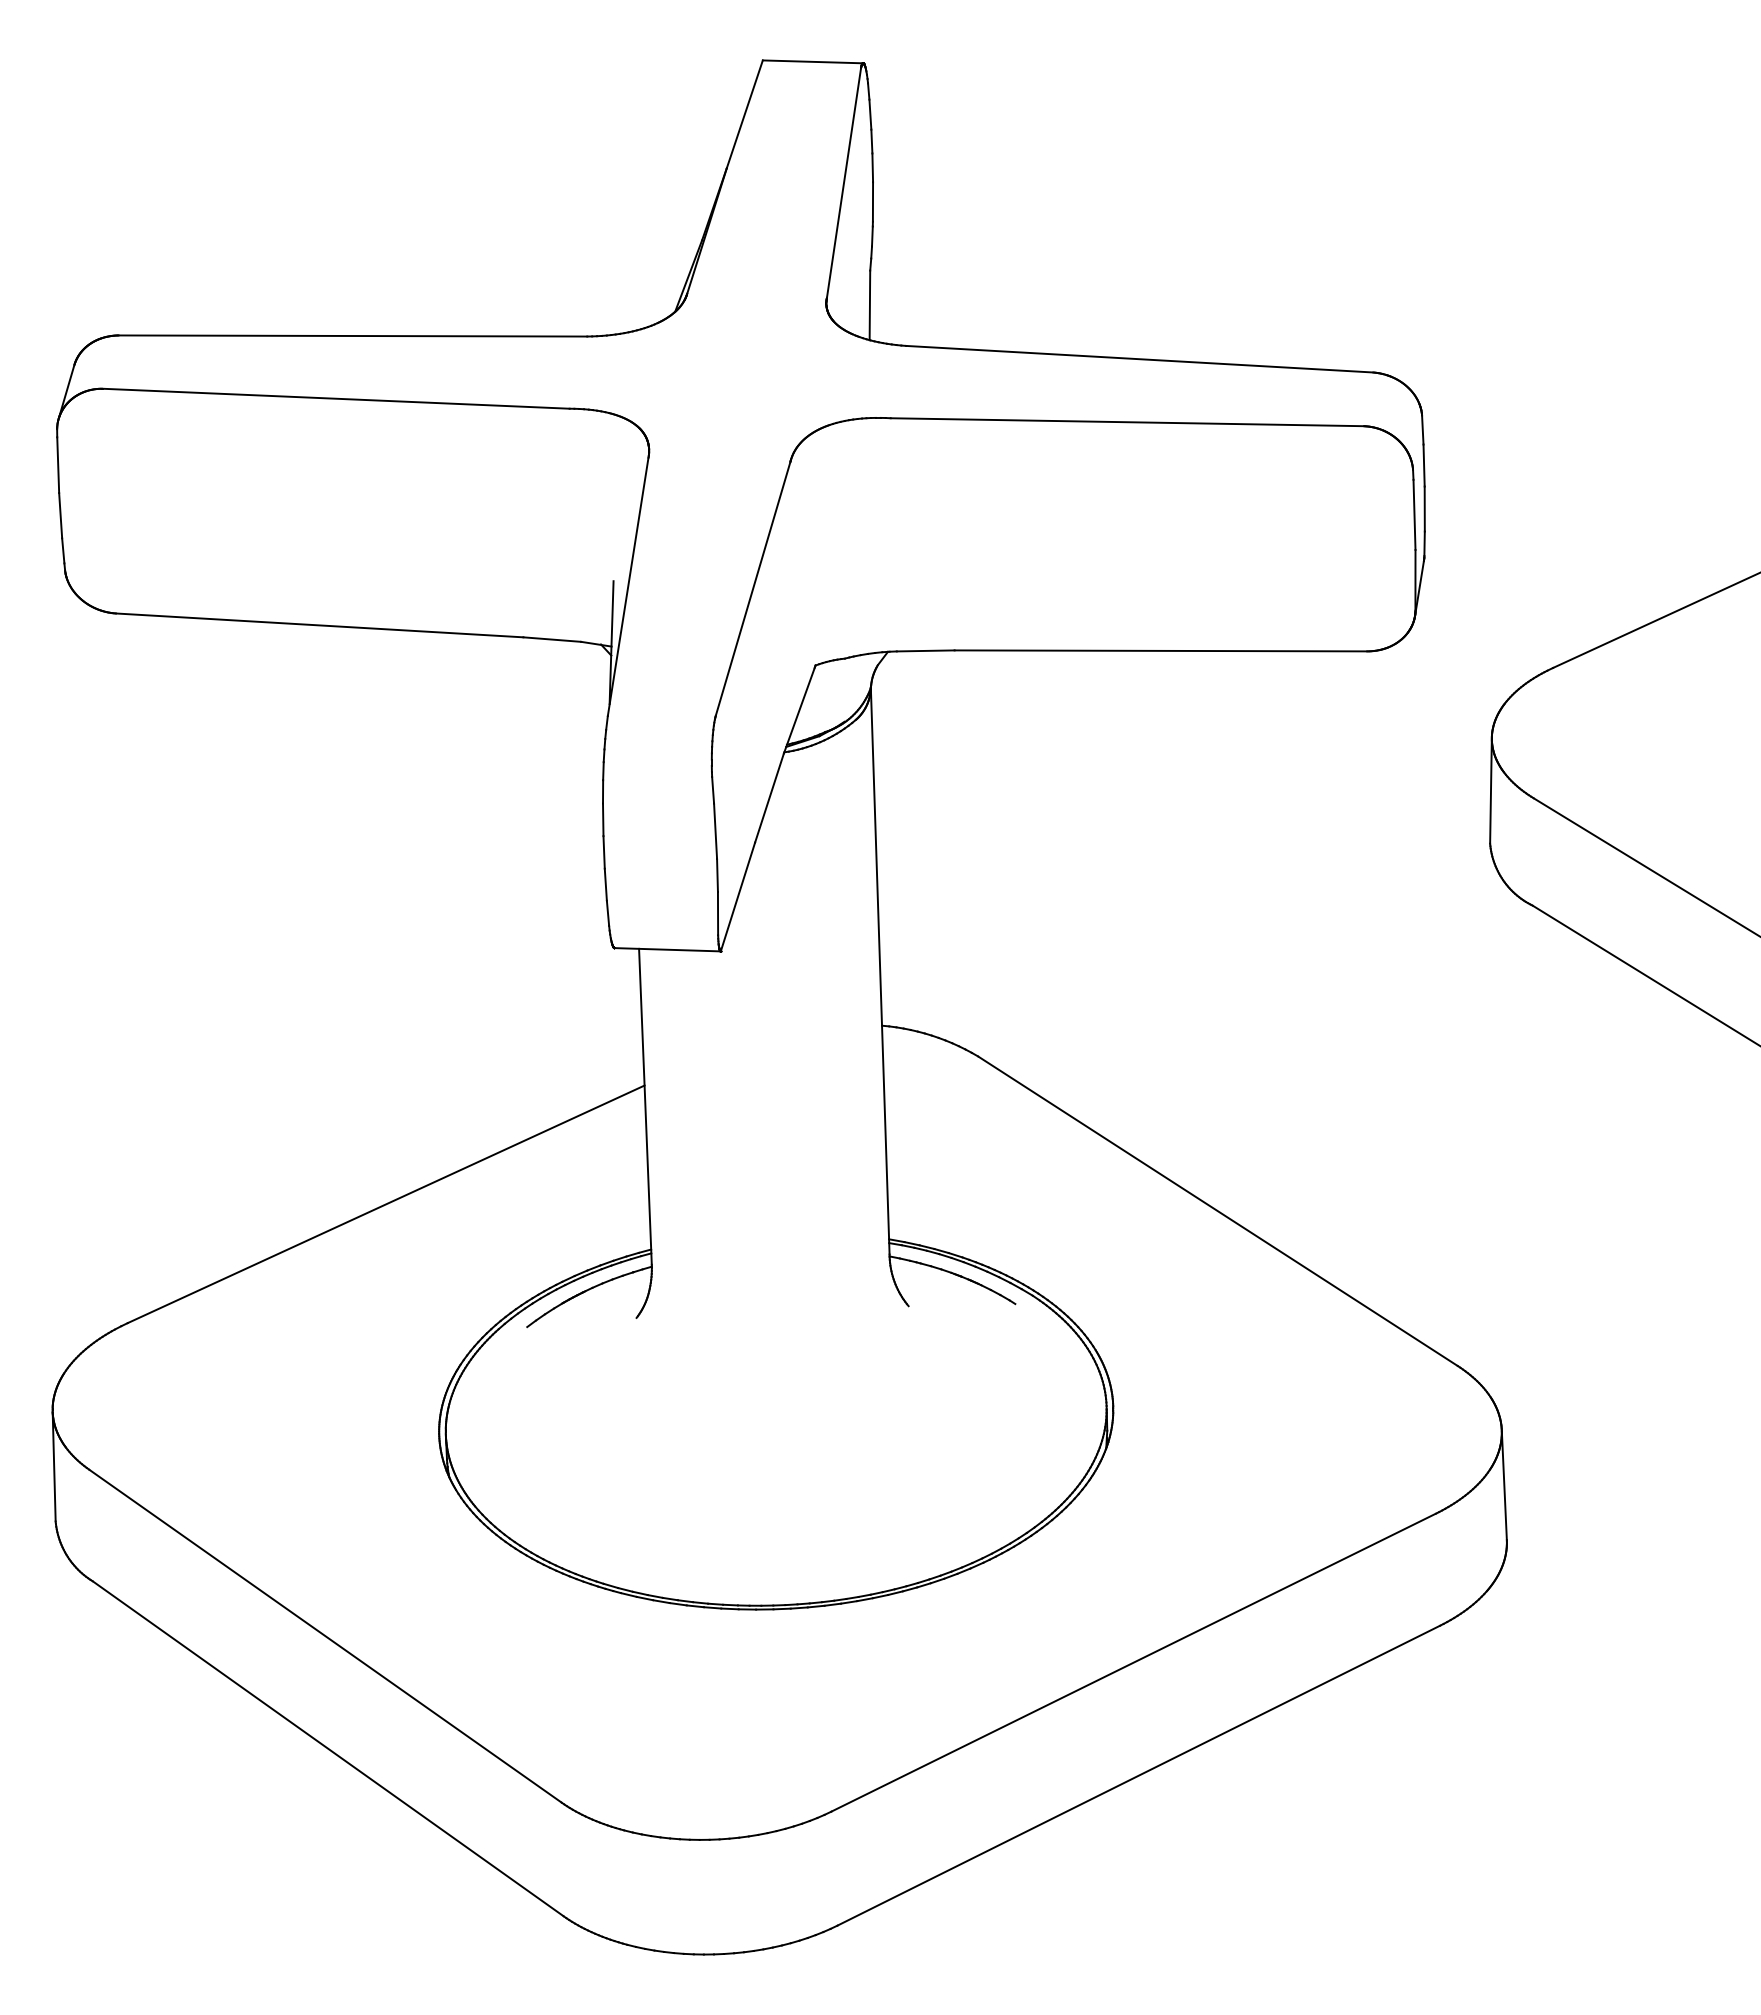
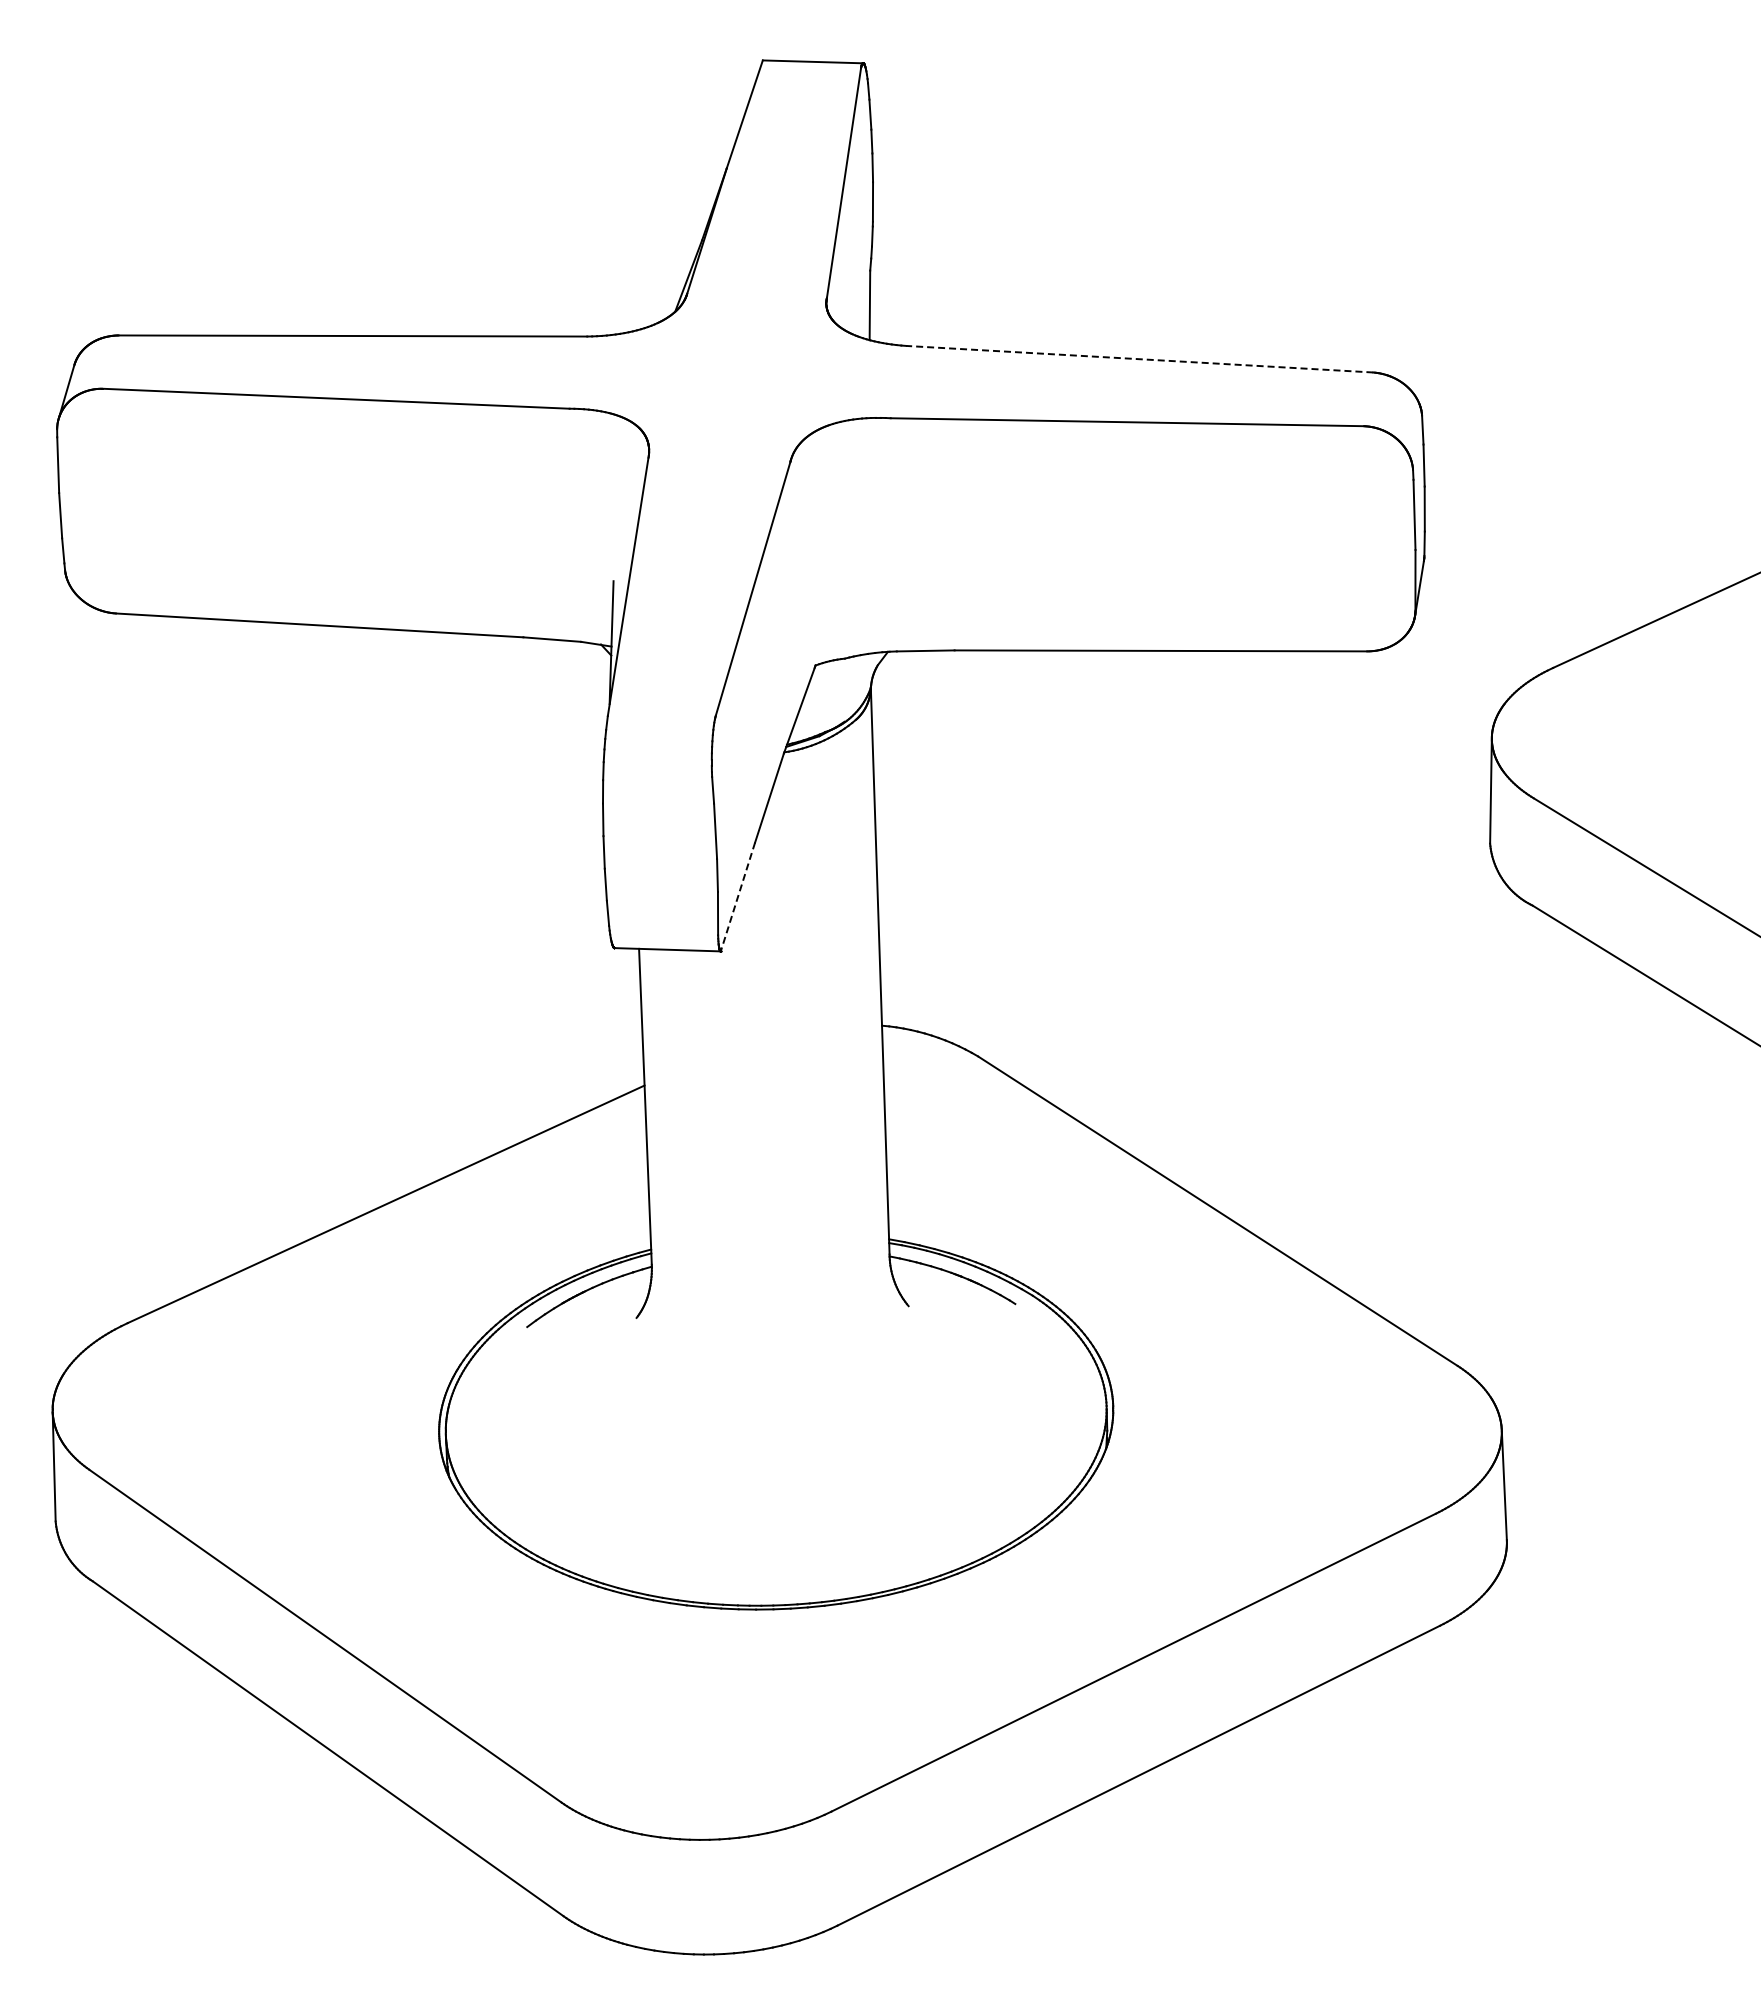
line: solid -> dashed (1139, 359)
line: solid -> dashed (737, 897)
